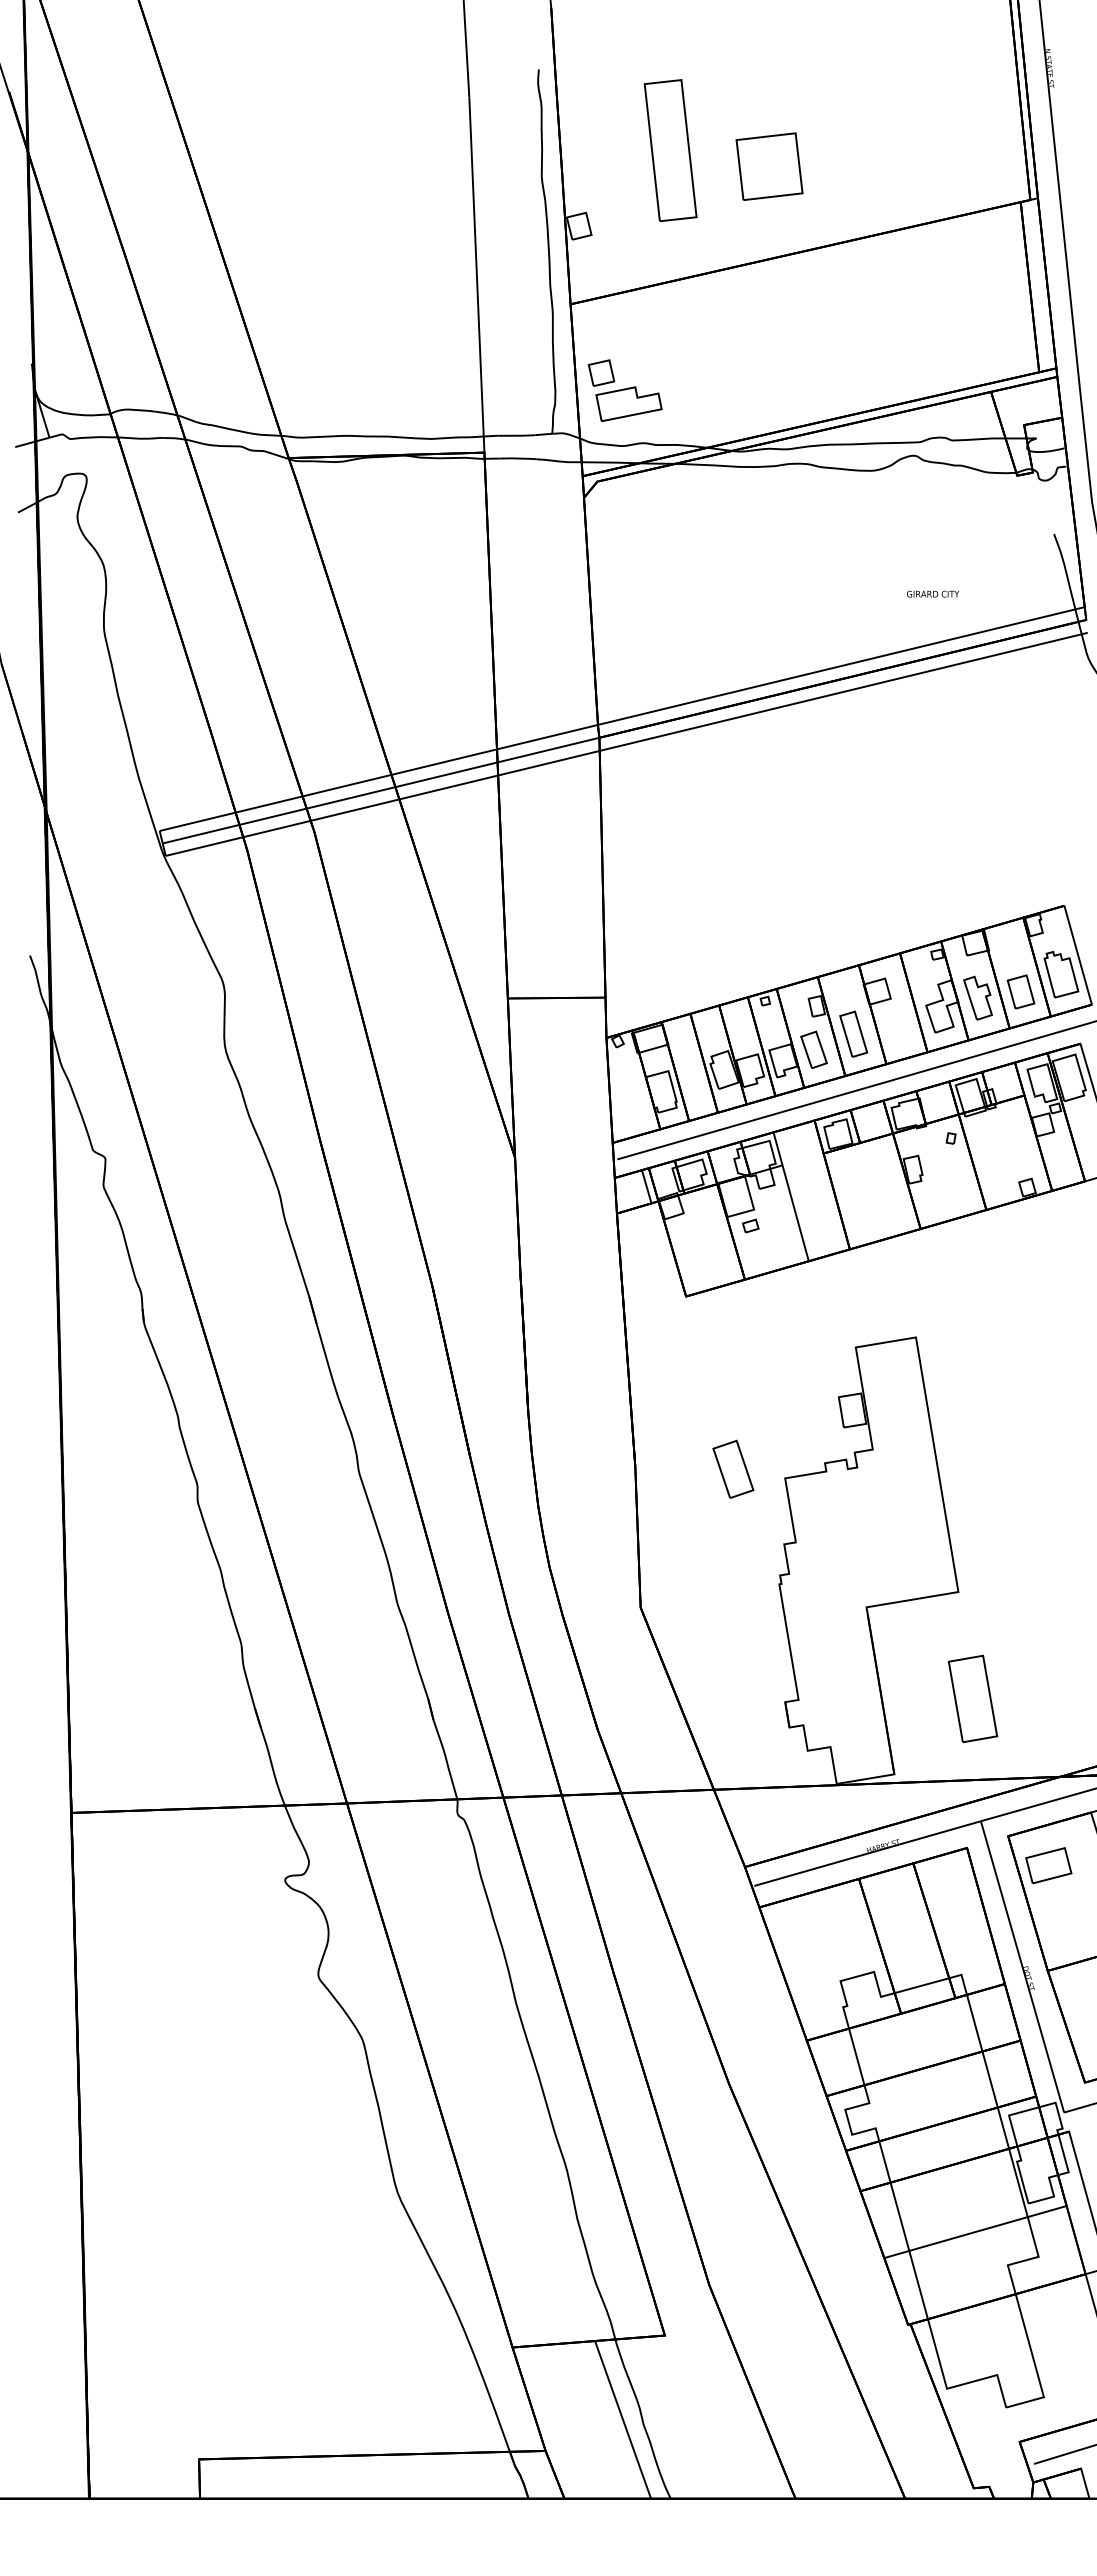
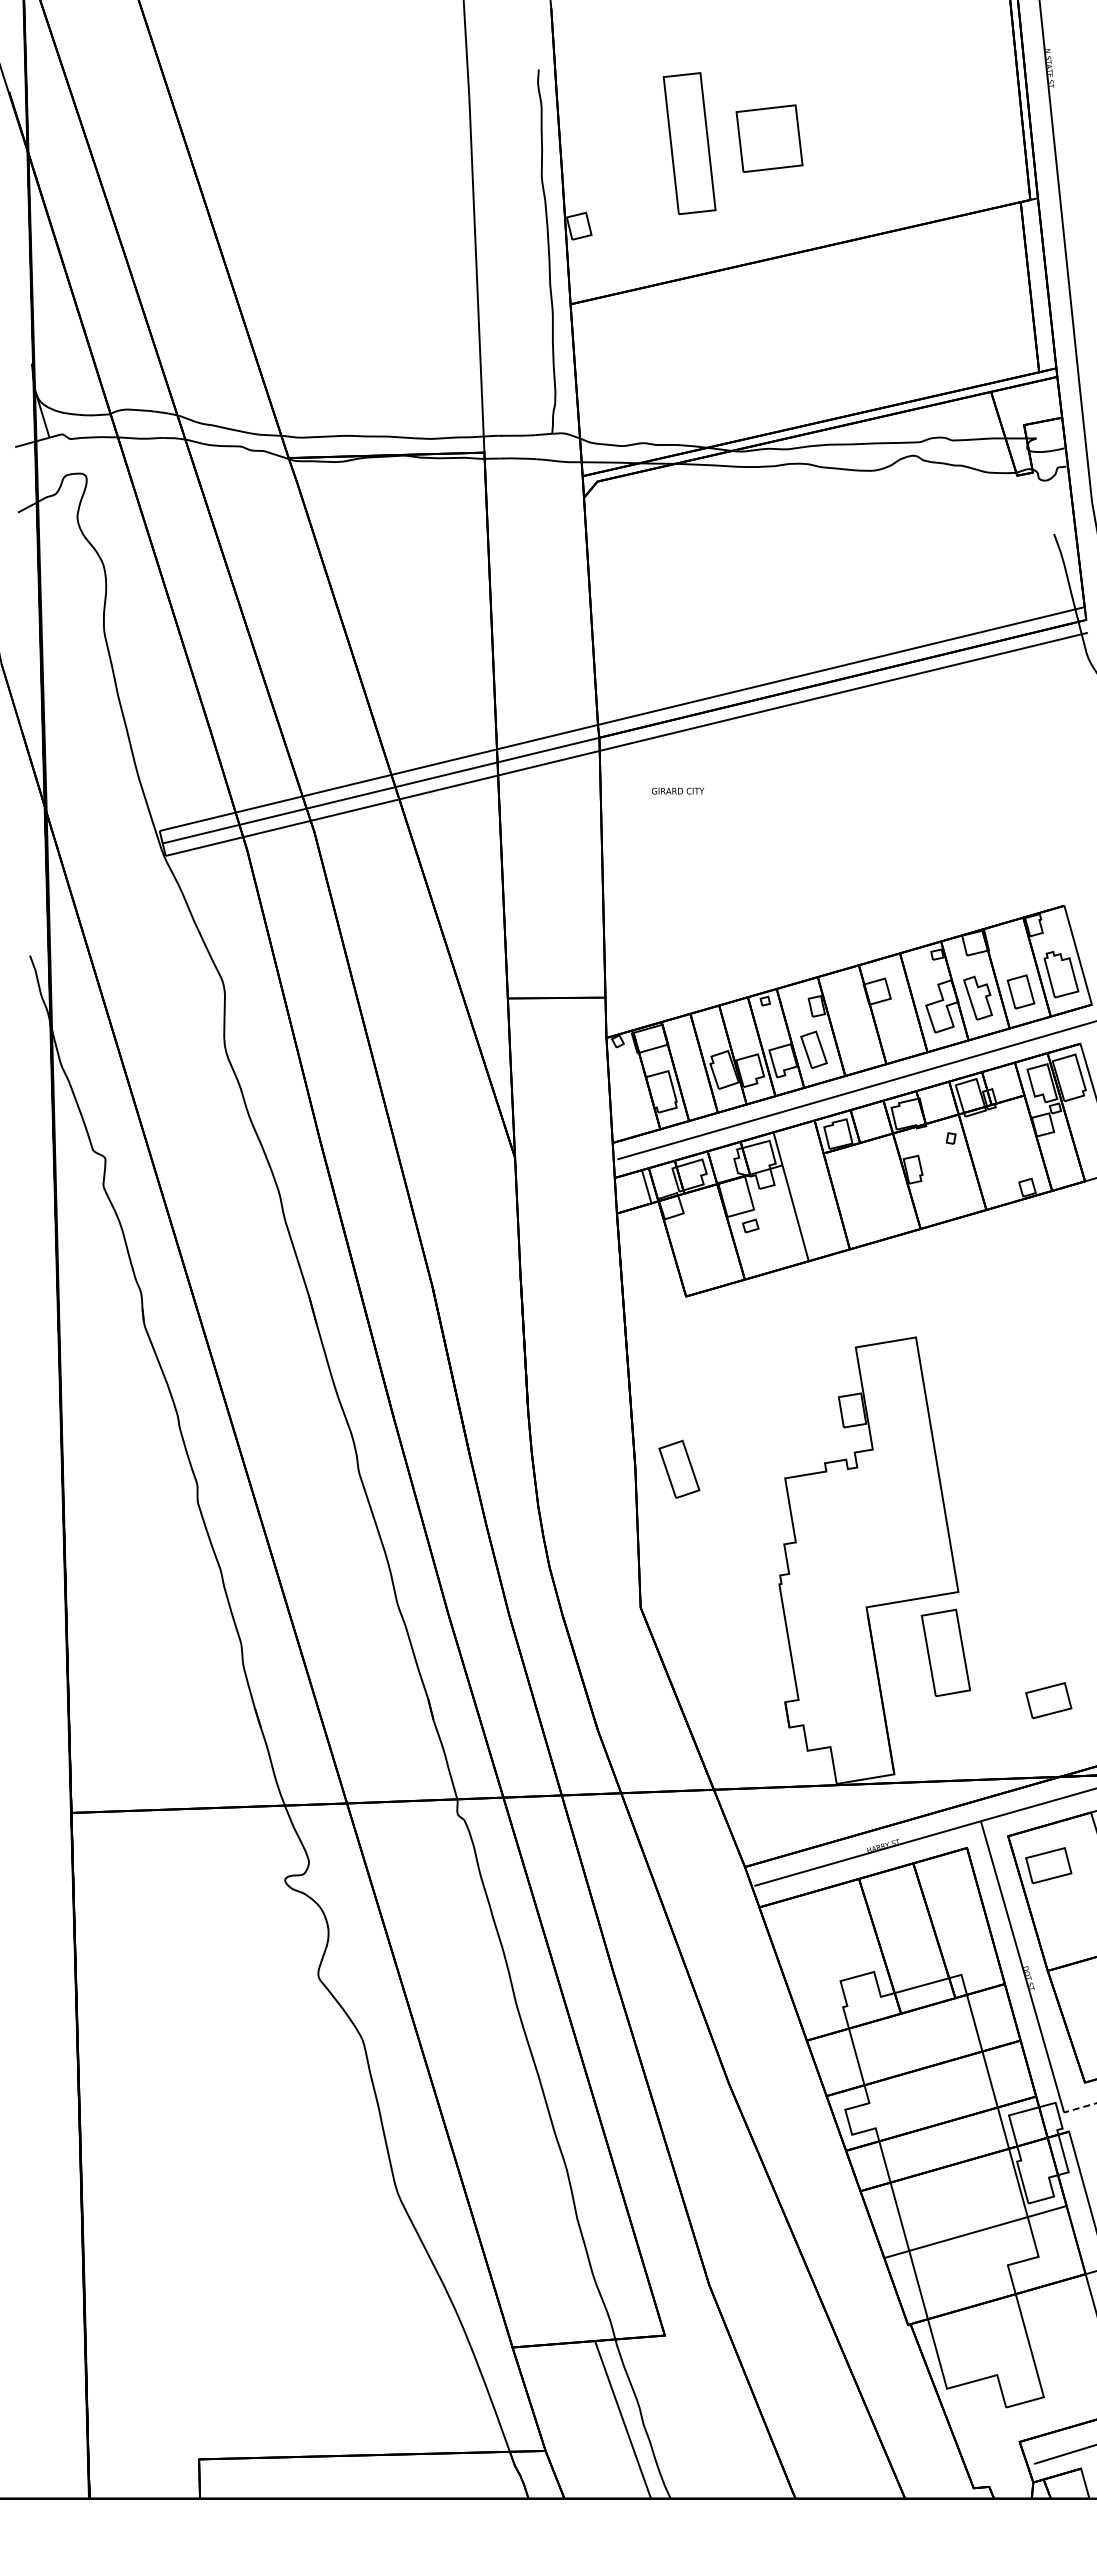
part position: (670, 150) -> (689, 143) (689, 143)
part position: (769, 166) -> (769, 138) (769, 138)
part: present -> none (624, 390)
text position: (932, 593) -> (677, 790) (677, 790)
part: present -> none (853, 1033)
part position: (733, 1468) -> (679, 1468) (679, 1468)
part position: (972, 1698) -> (945, 1652) (945, 1652)
part: none -> present (1048, 1700)
line: solid -> dashed (1080, 2107)
